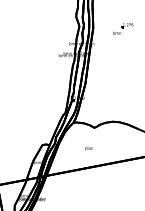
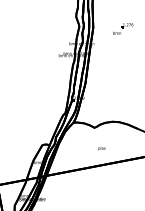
text position: (88, 148) -> (101, 148) (101, 148)
